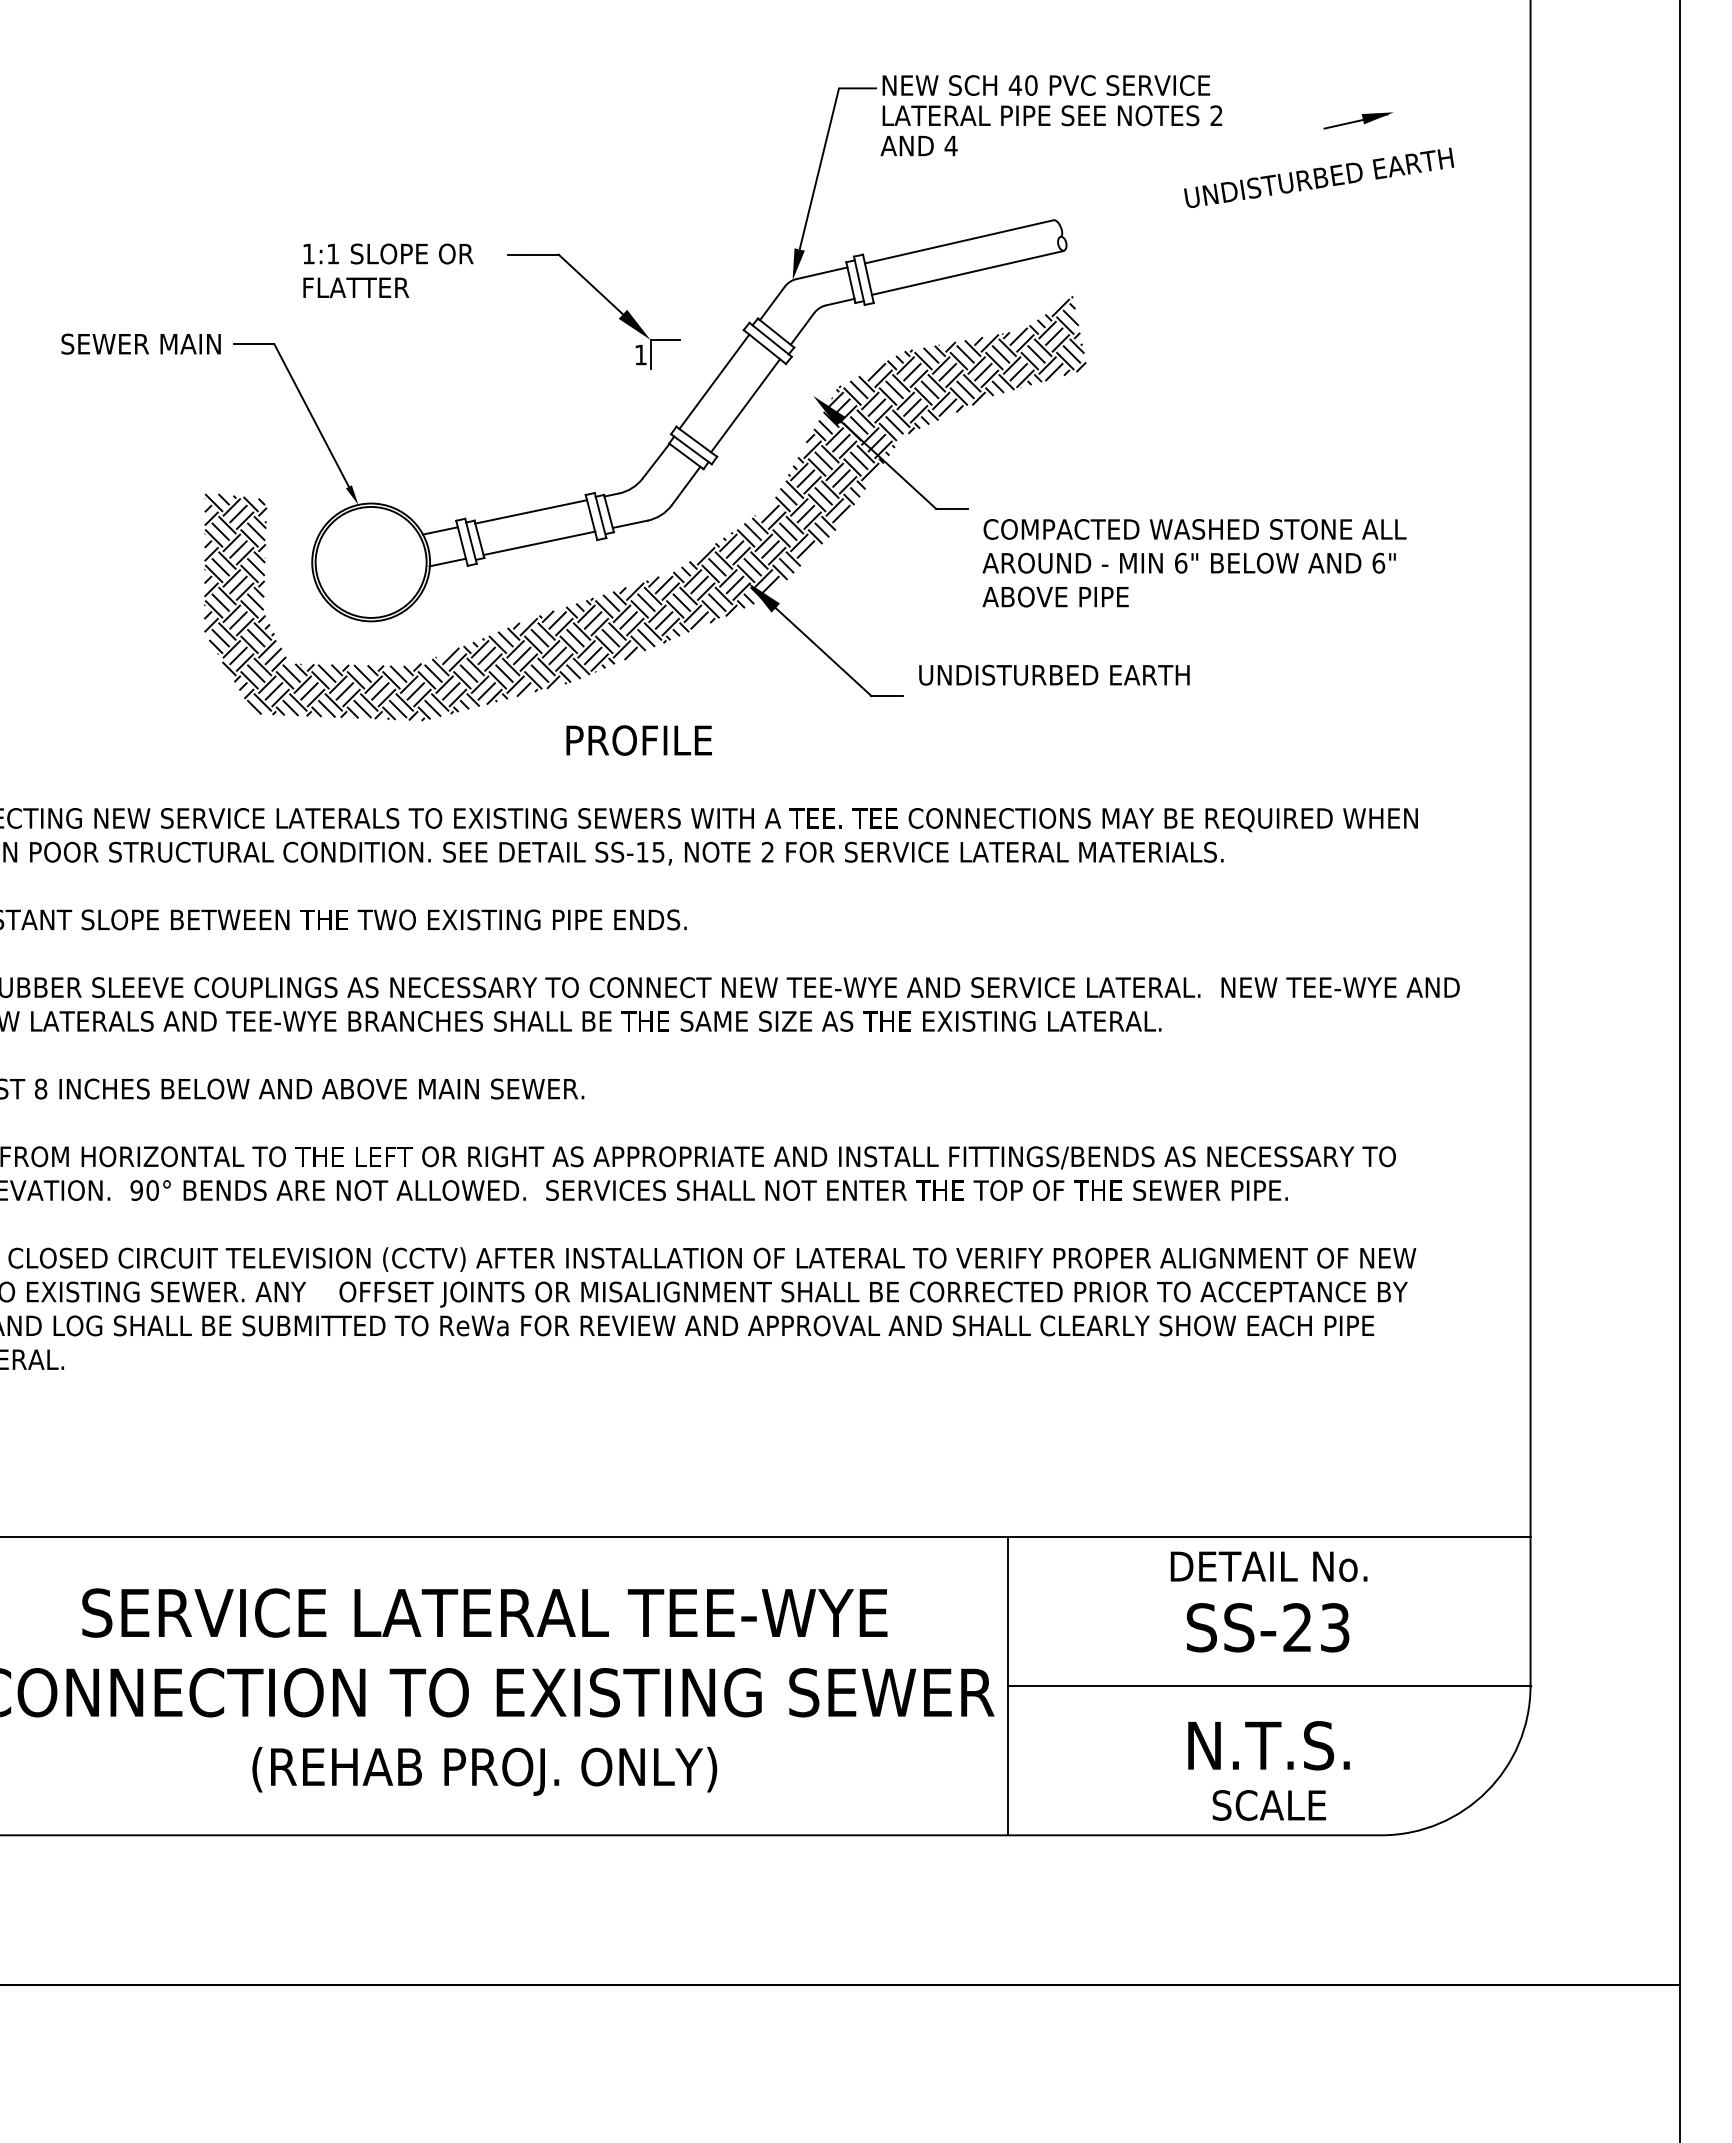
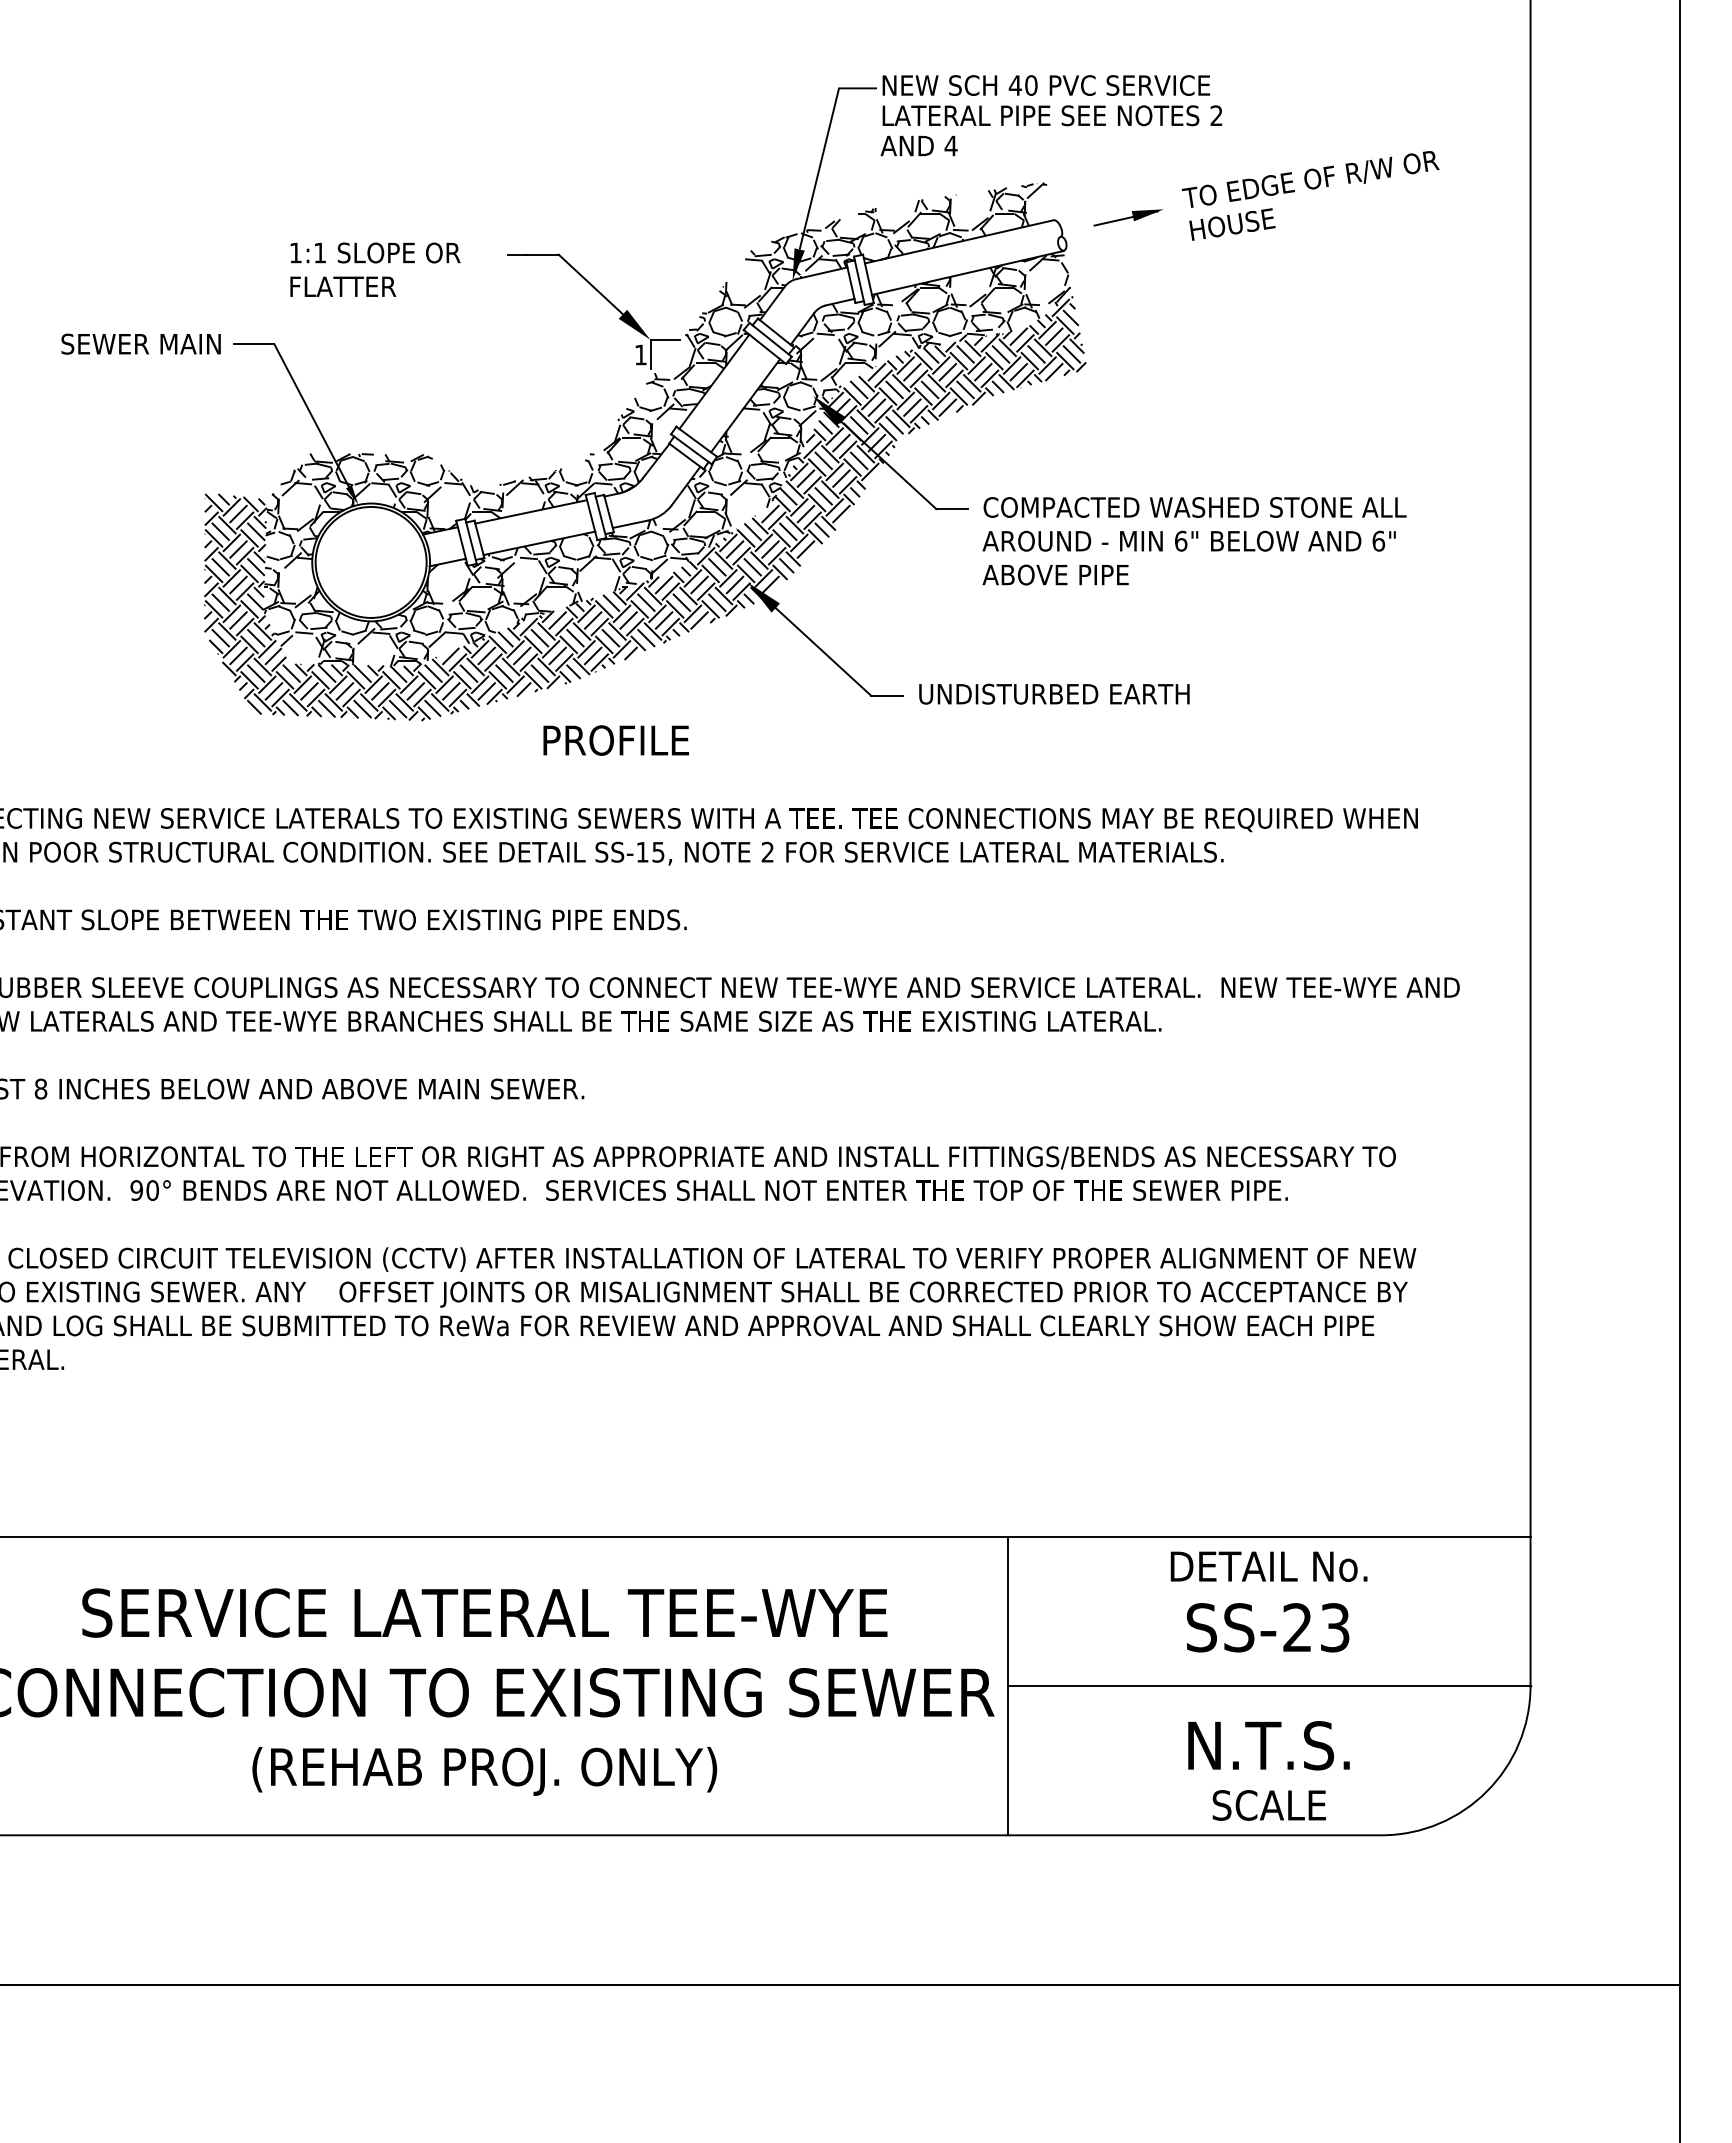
part position: (1358, 120) -> (1128, 217) (1128, 217)
text: UNDISTURBED EARTH -> TO EDGE OF R/W OR HOUSE (1317, 193)
text position: (388, 270) -> (375, 269) (375, 269)
hatch: none -> present (667, 423)
text position: (1194, 563) -> (1194, 541) (1194, 541)
text position: (1054, 674) -> (1054, 693) (1054, 693)
text position: (638, 740) -> (615, 740) (615, 740)
